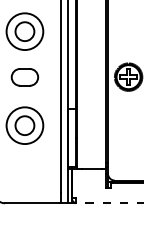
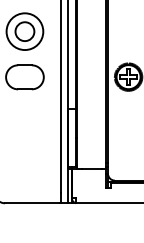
part size: 30x19 px -> 40x27 px (24, 77)
part: present -> none (24, 125)
line: dashed -> solid (109, 203)
